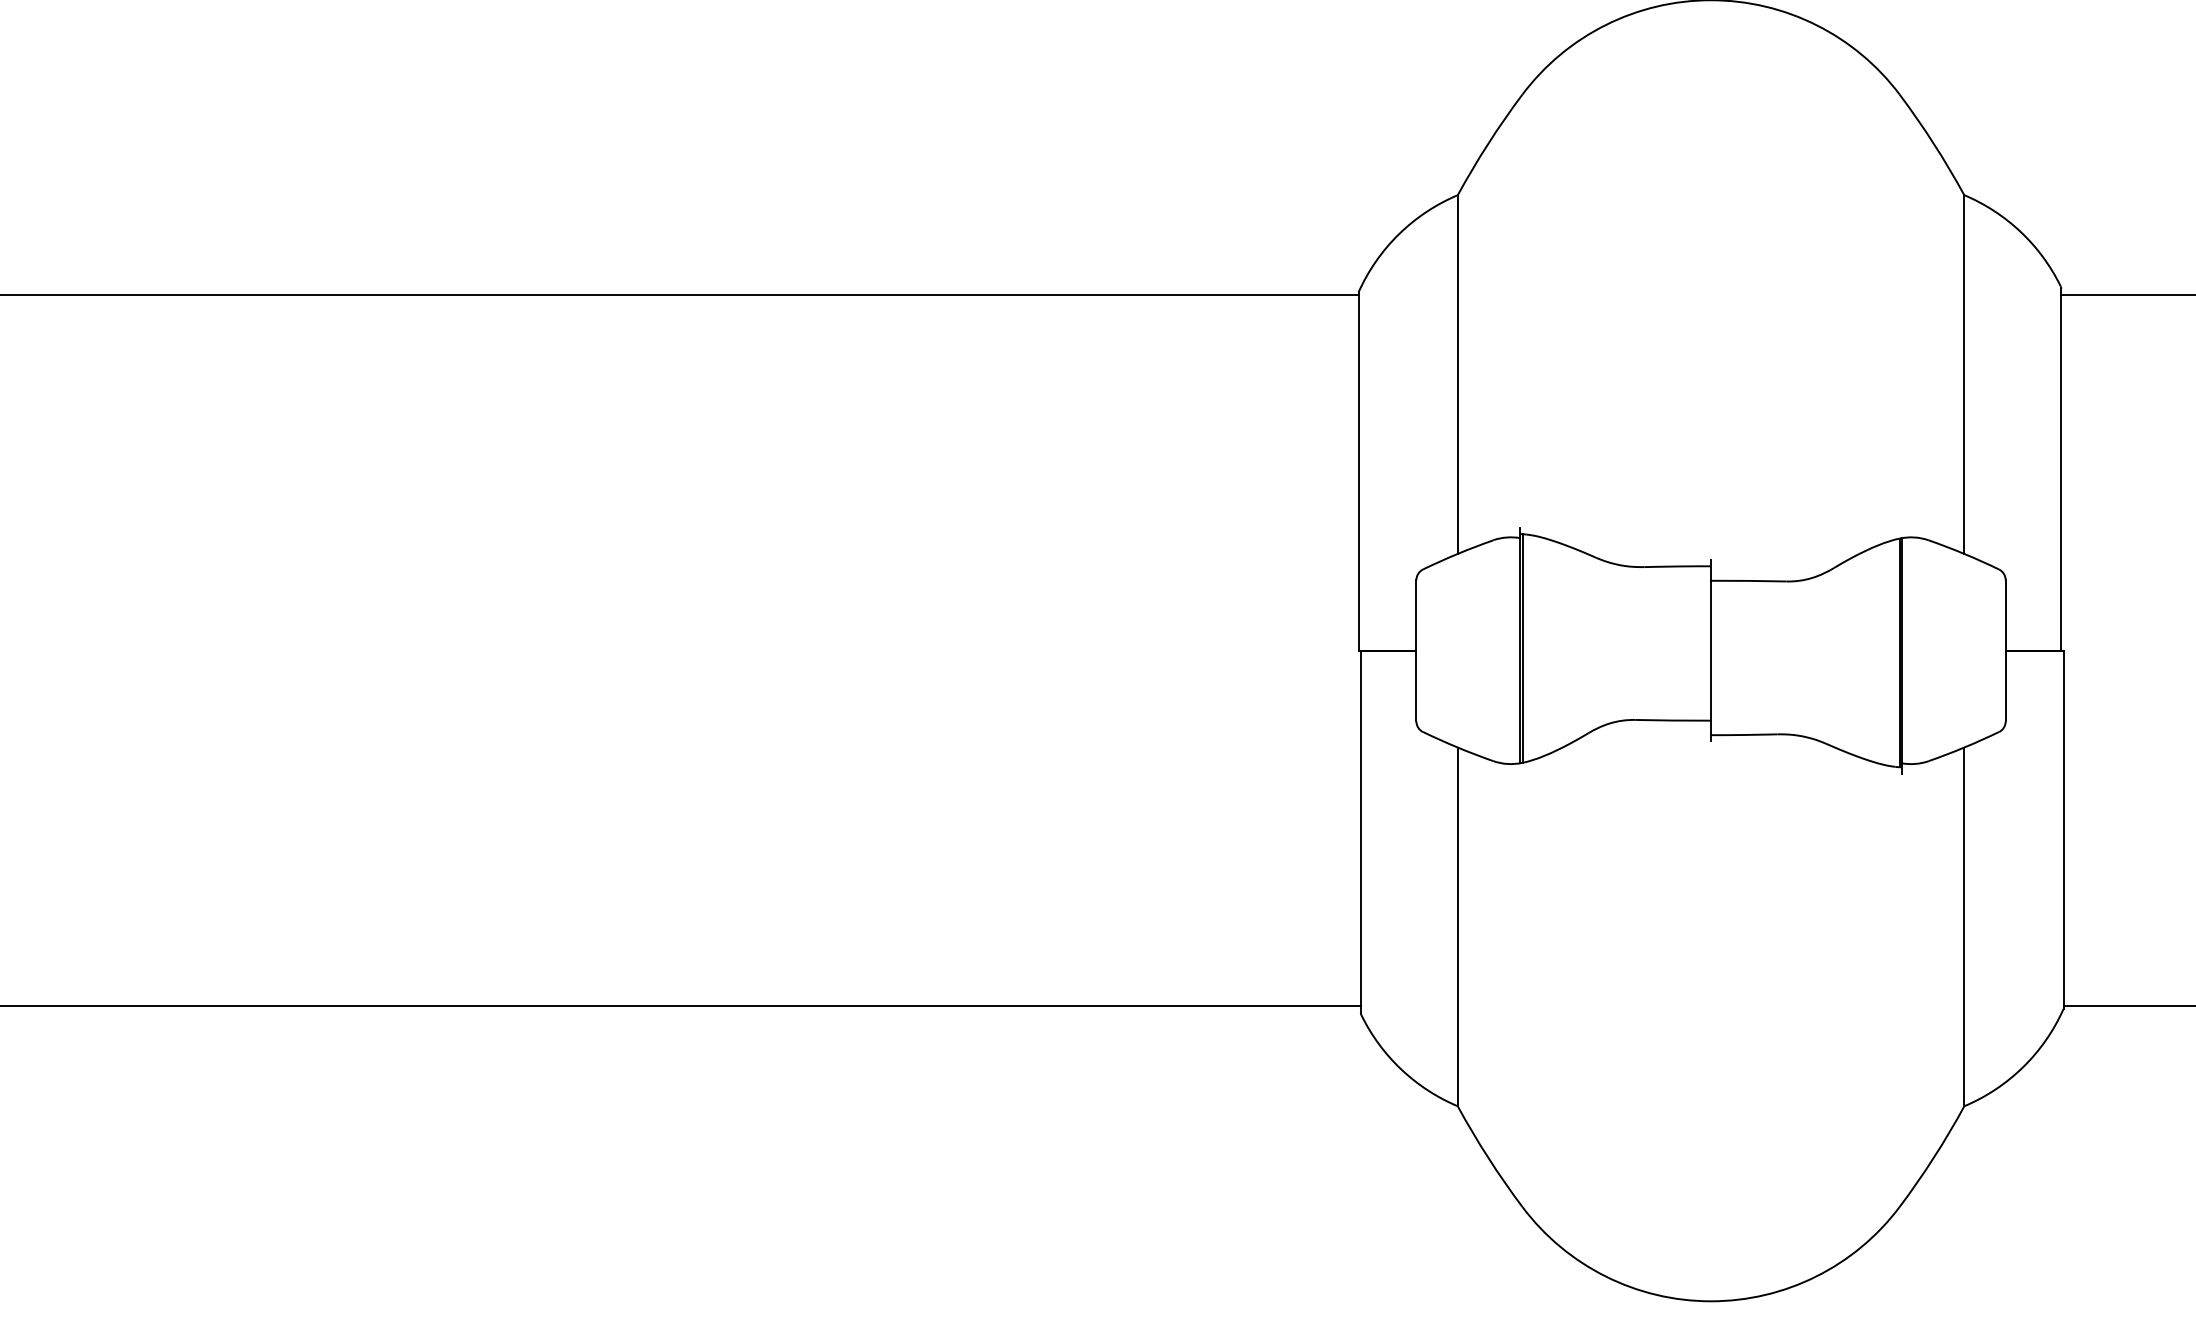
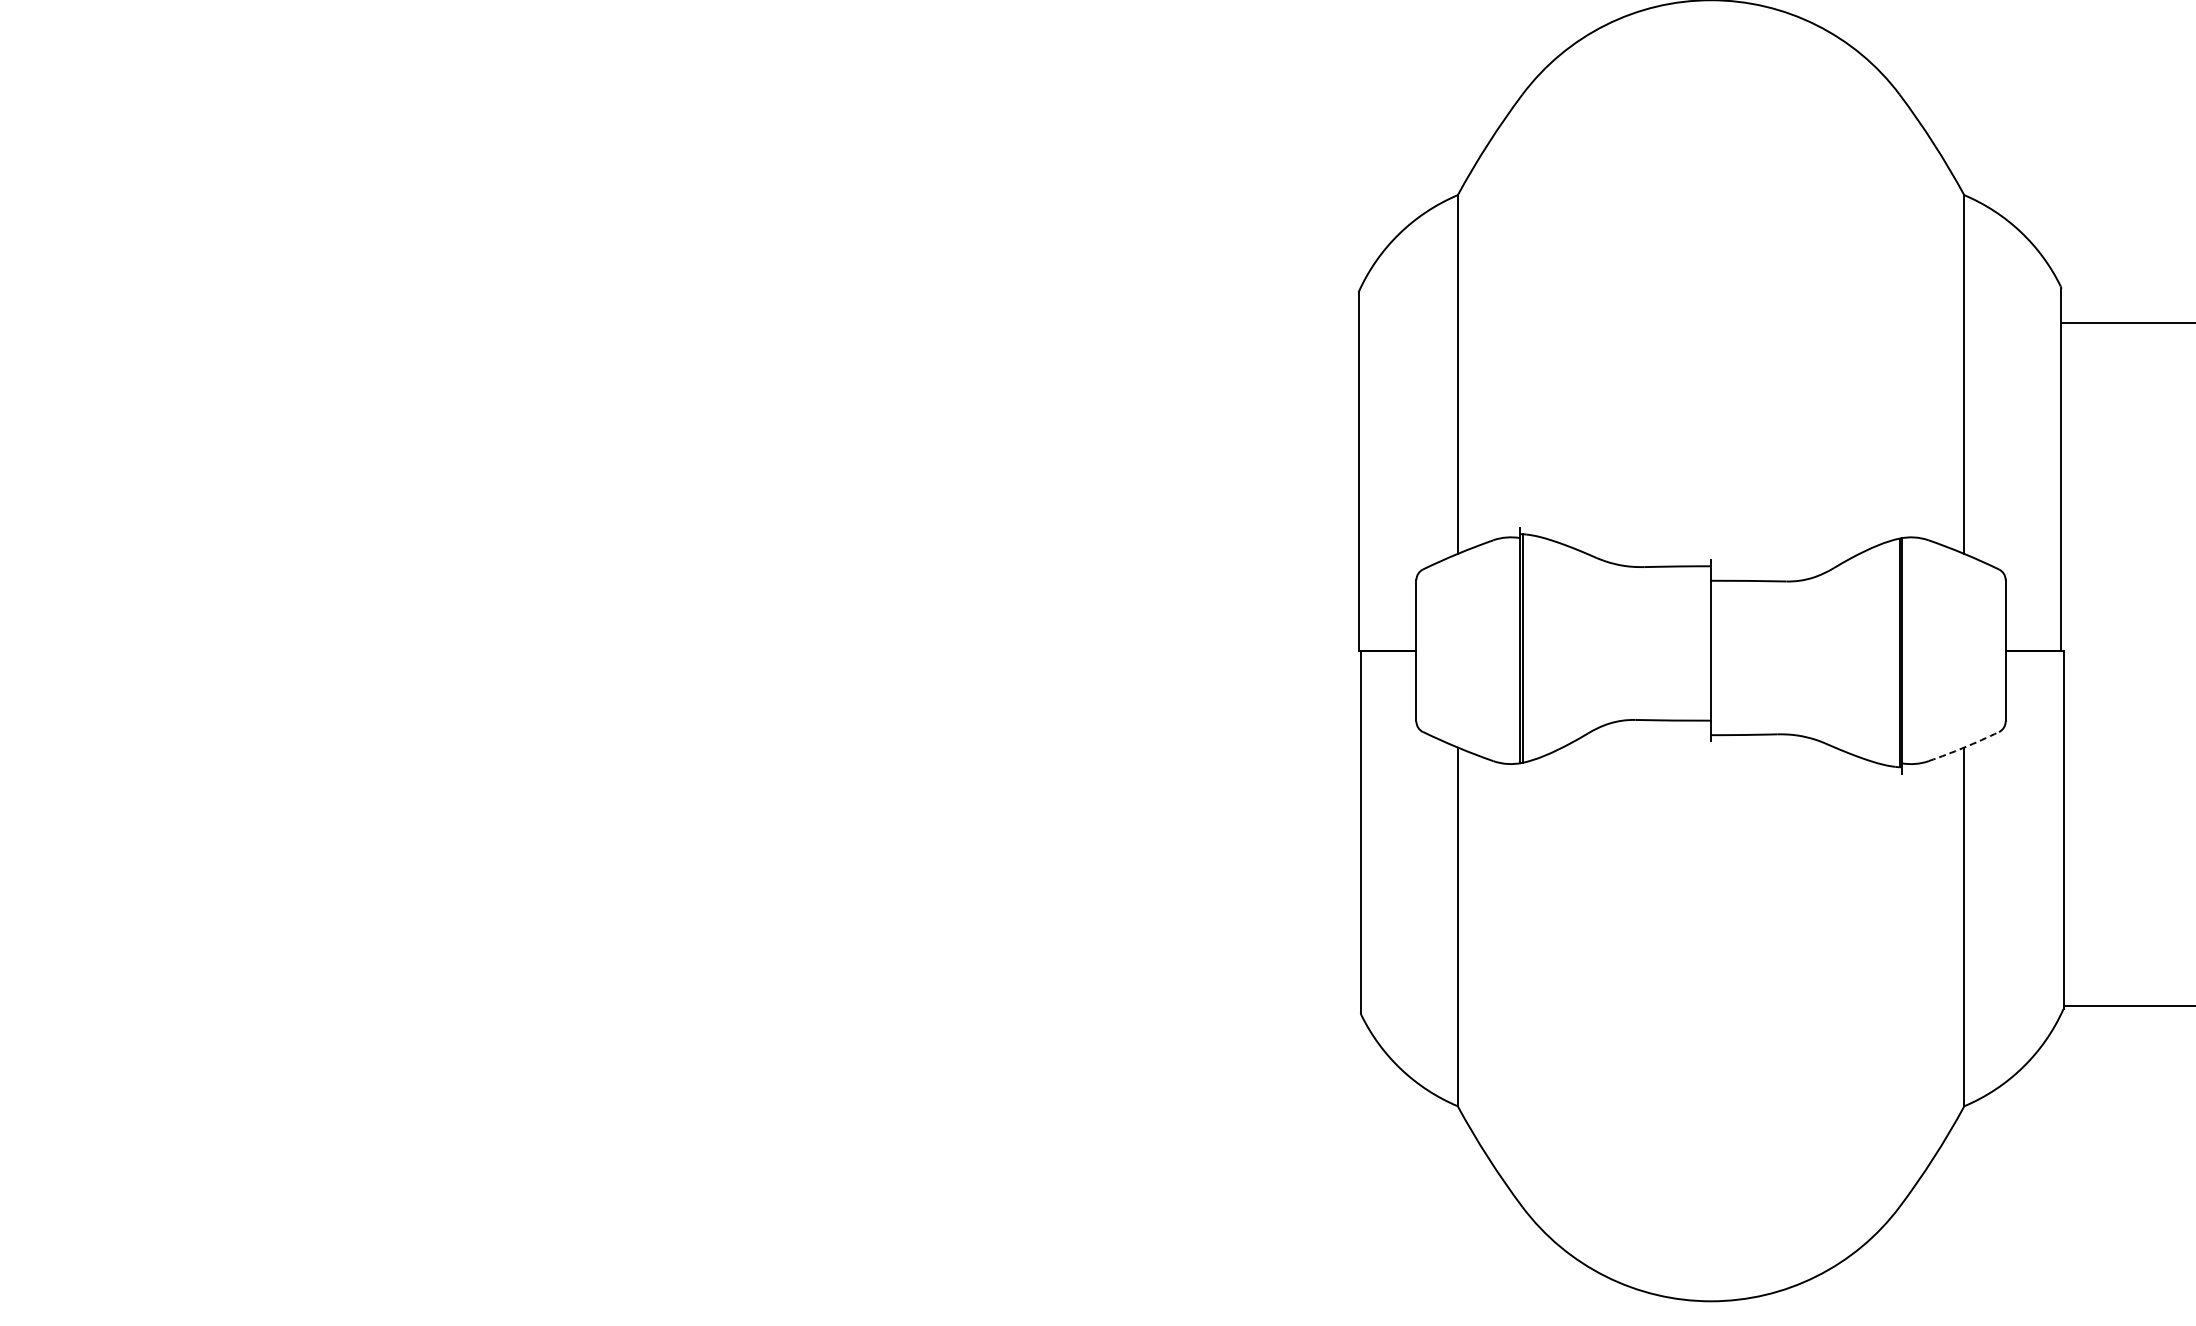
line: present -> none (680, 295)
line position: (2126, 295) -> (2126, 323) (2126, 323)
arc: solid -> dashed (1964, 747)
line: present -> none (681, 1006)
